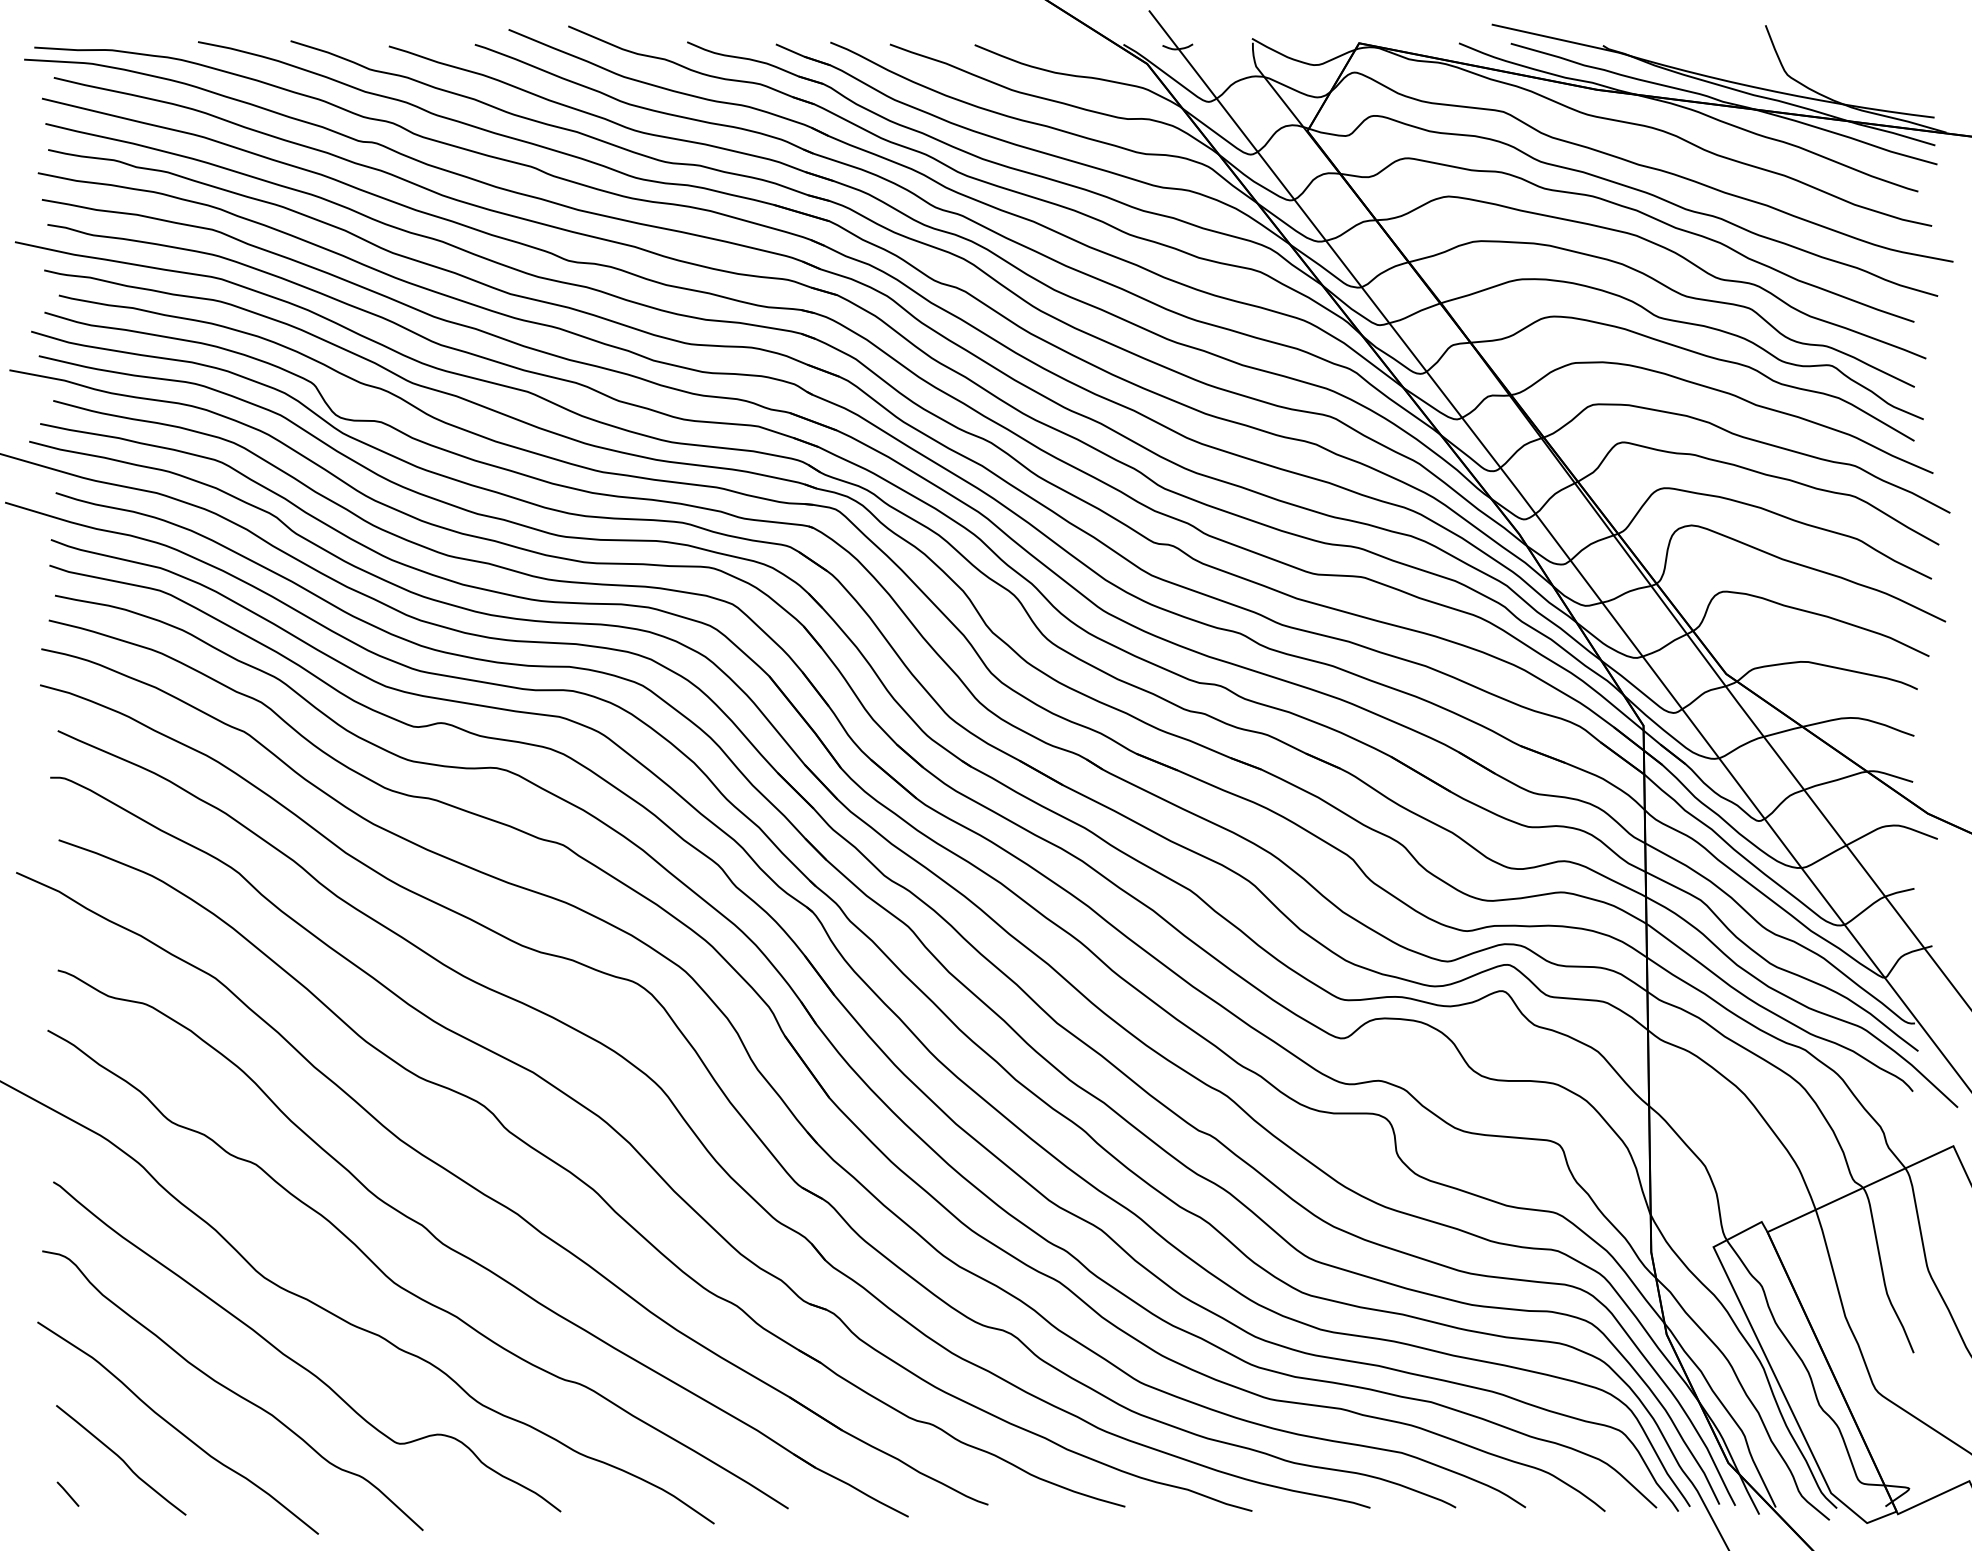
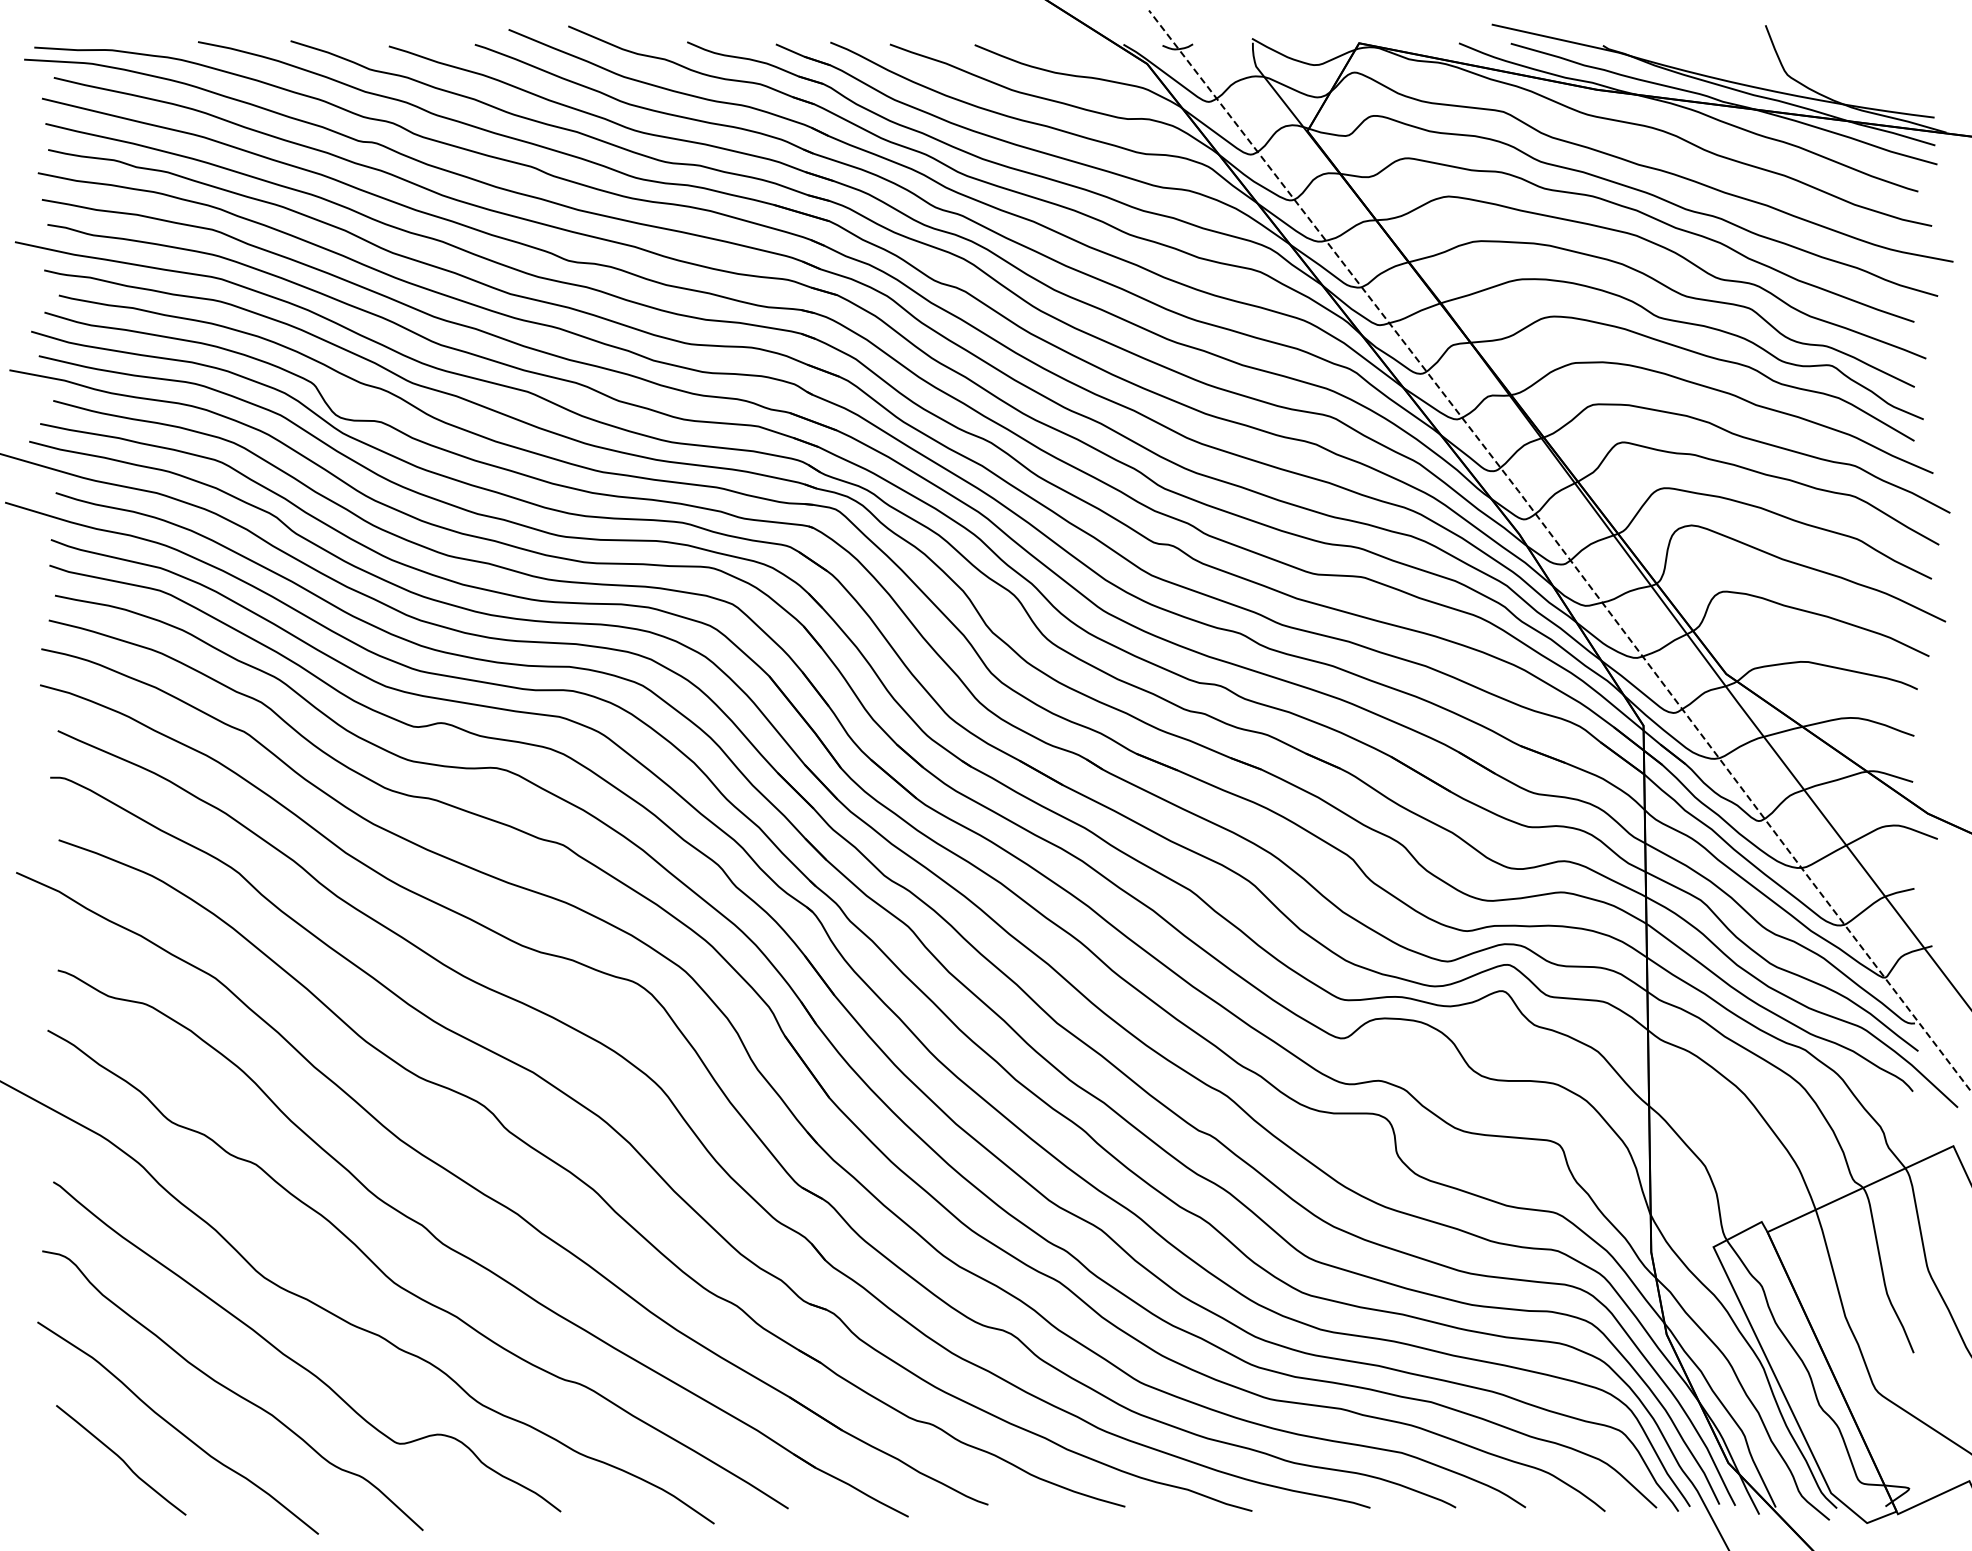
line: solid -> dashed (1562, 549)
line: present -> none (67, 1493)
